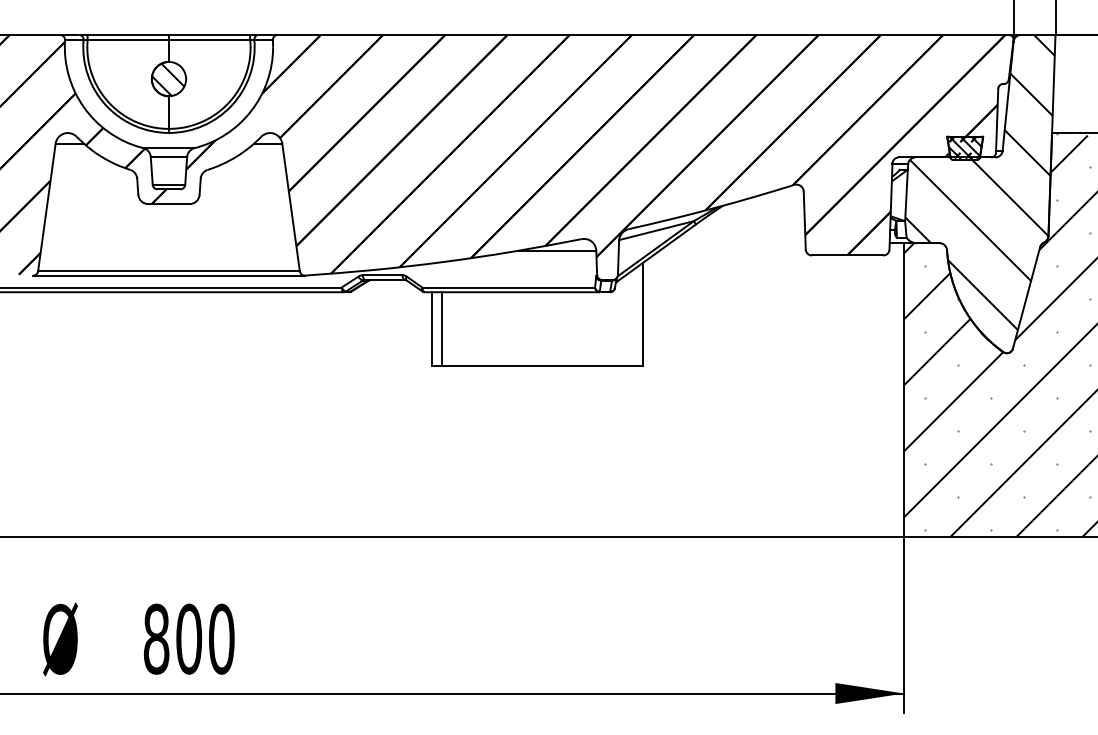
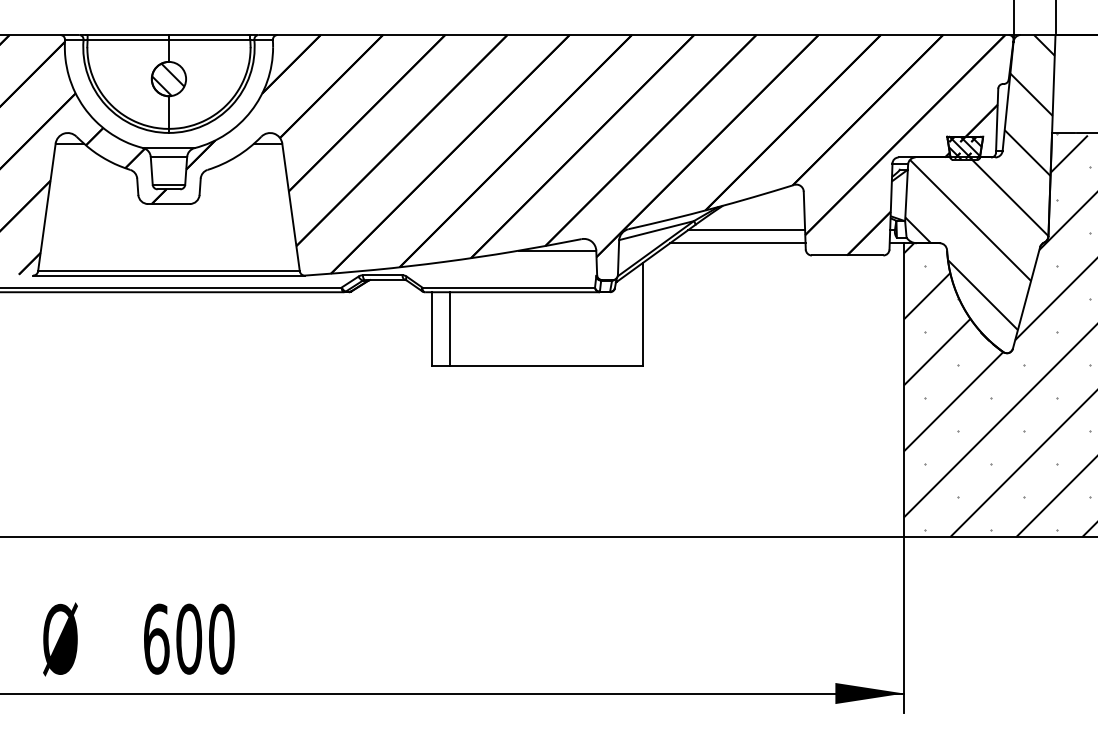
line: none -> present (746, 230)
line: none -> present (737, 243)
line position: (442, 328) -> (450, 328) (450, 328)
text: 800 -> 600 (156, 638)
